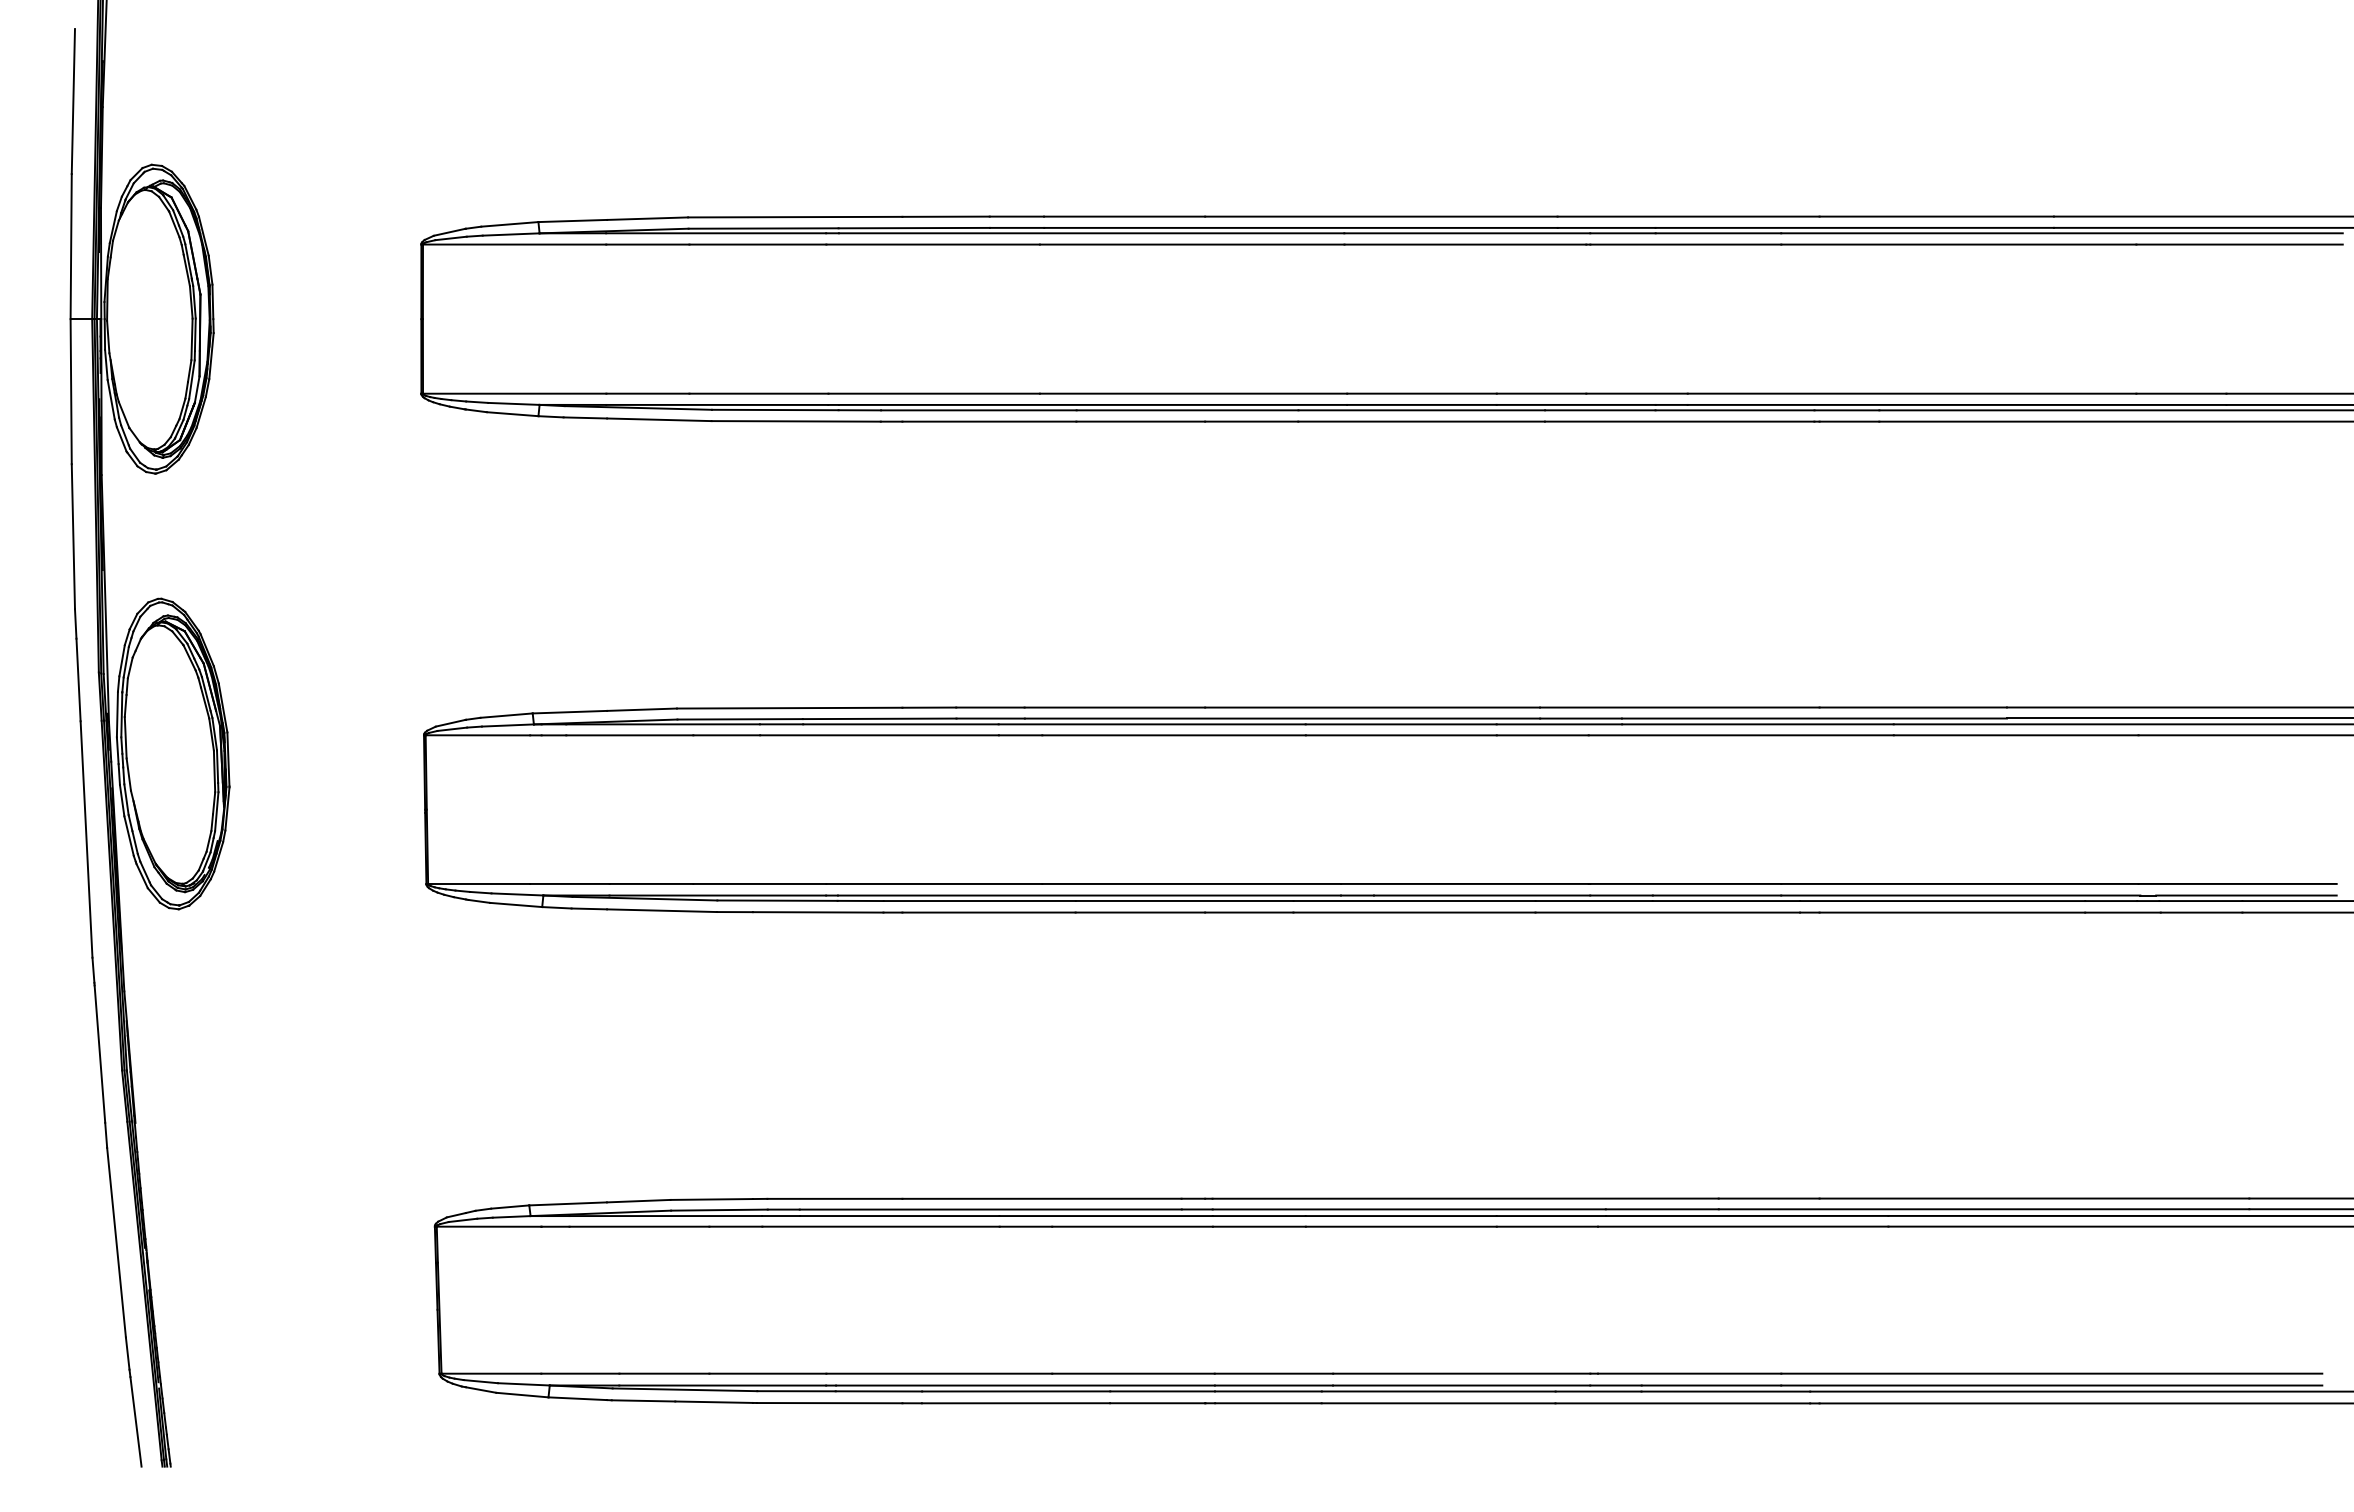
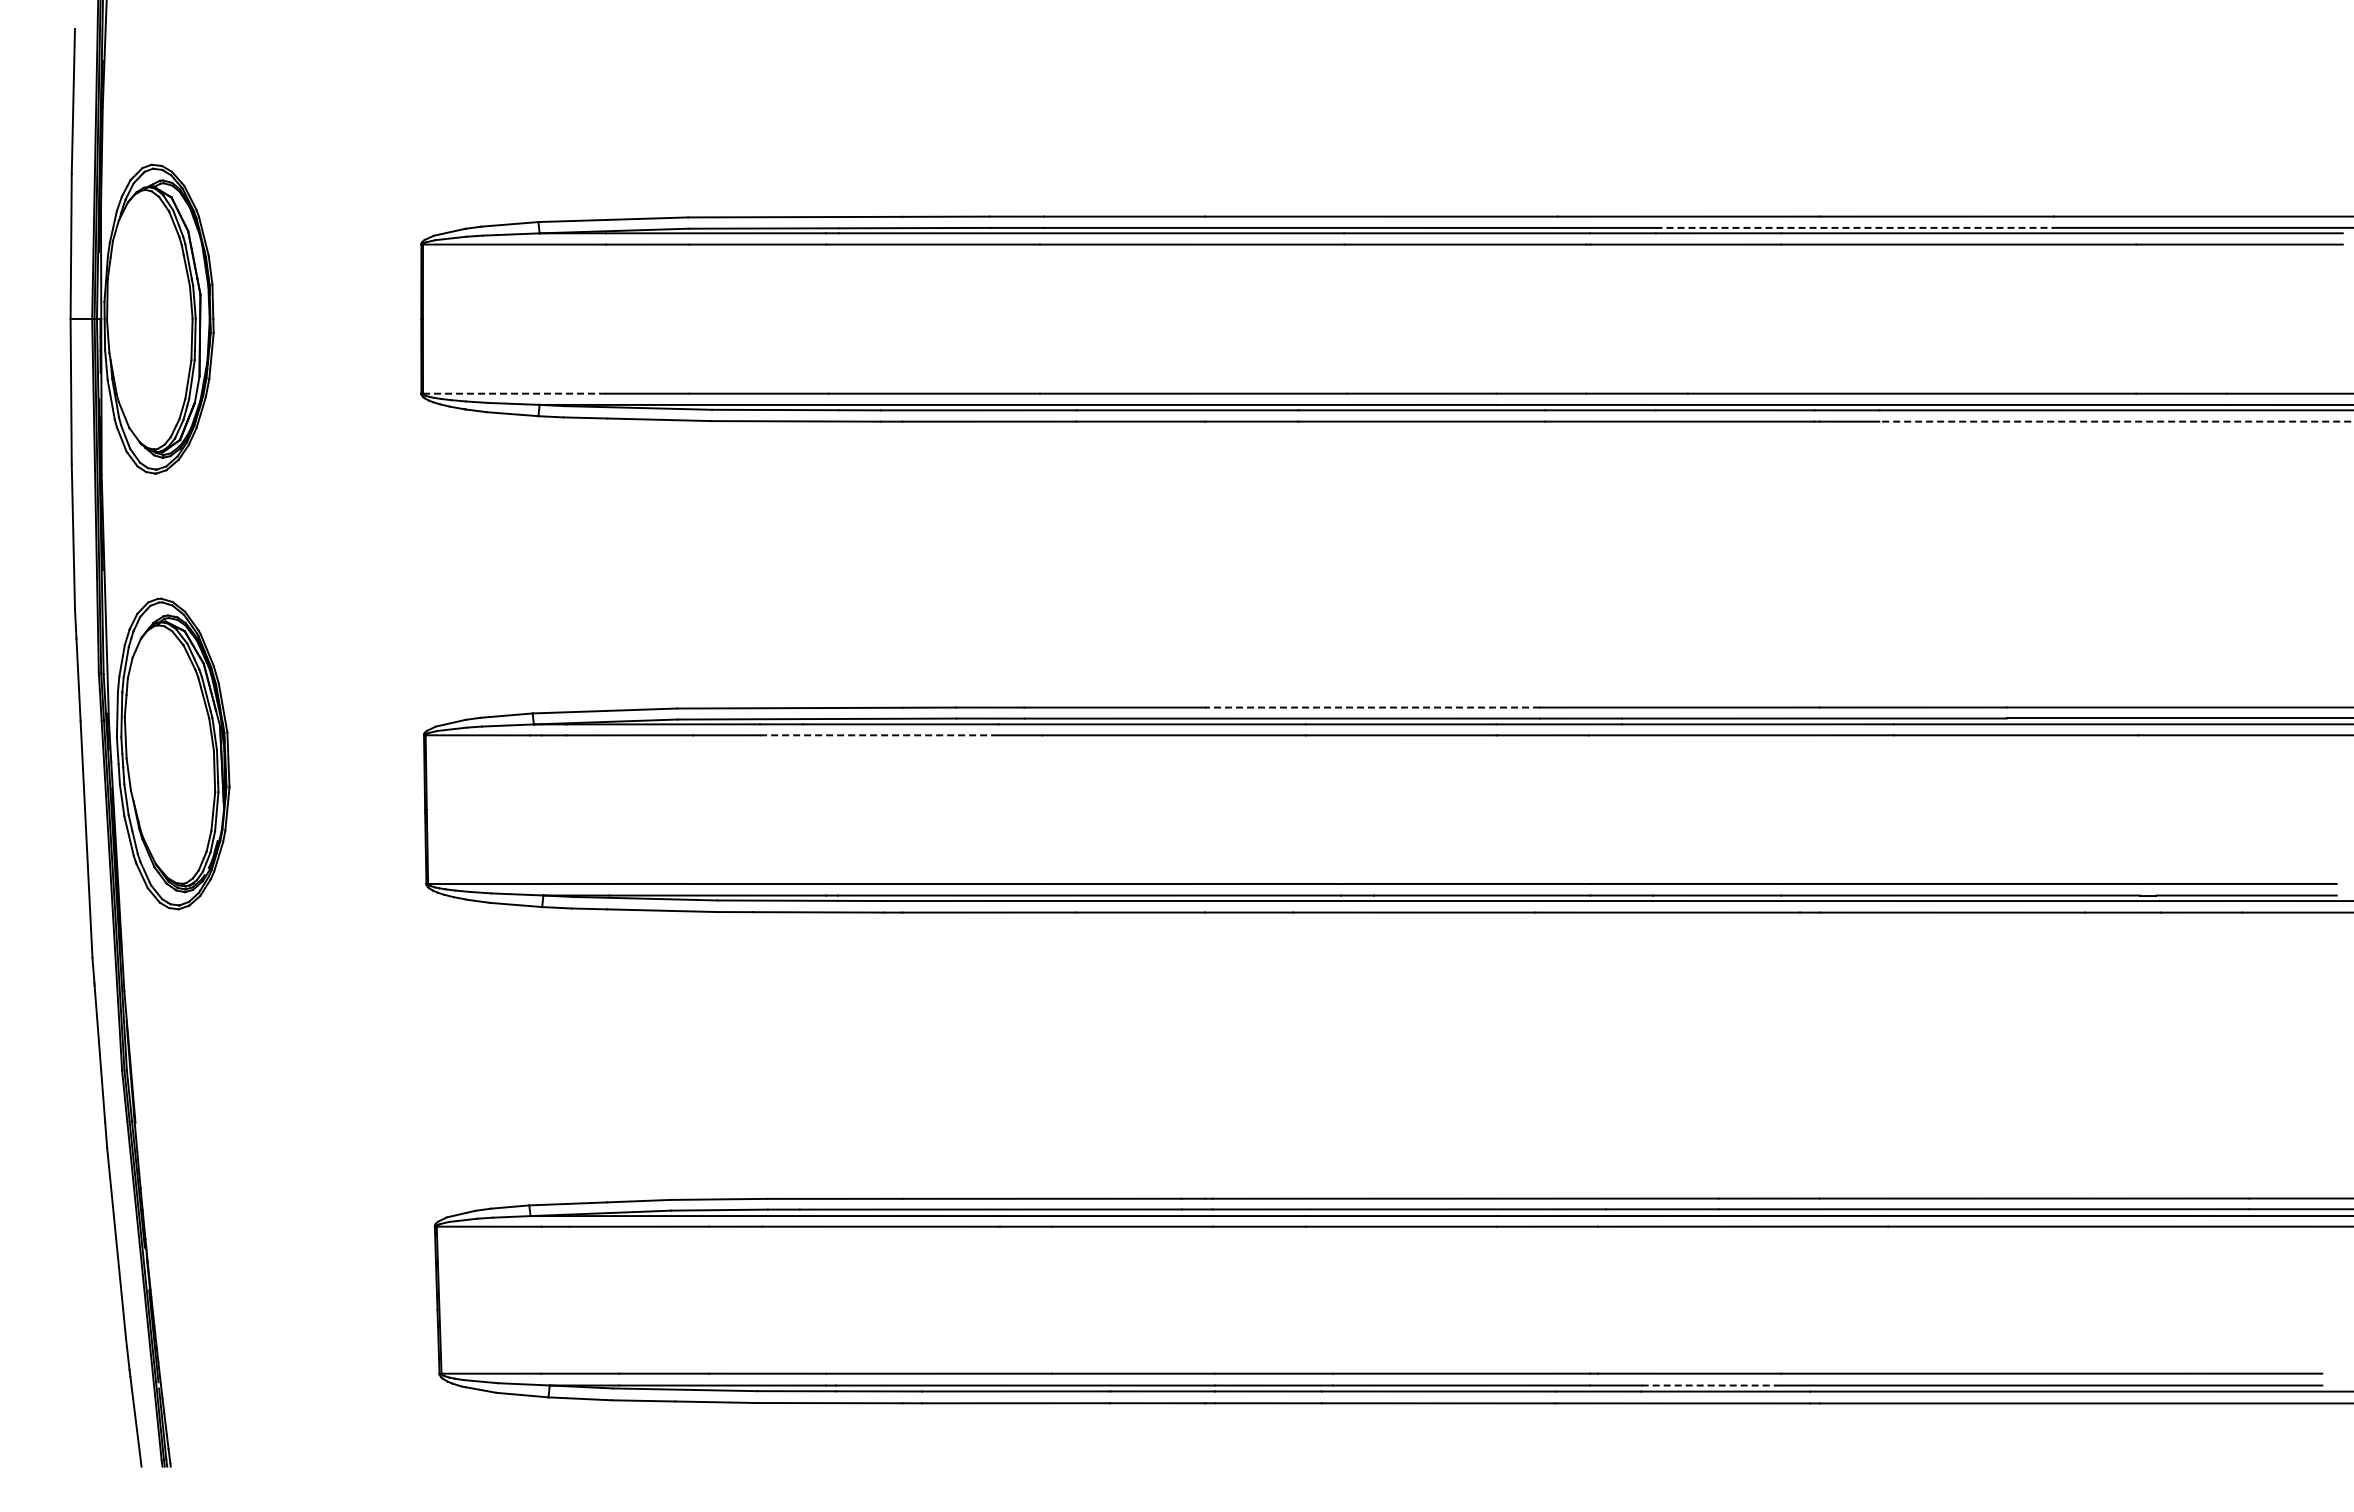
line: solid -> dashed (1855, 227)
line: solid -> dashed (514, 393)
line: solid -> dashed (2116, 421)
line: solid -> dashed (1372, 707)
line: solid -> dashed (880, 735)
line: solid -> dashed (1711, 1385)
